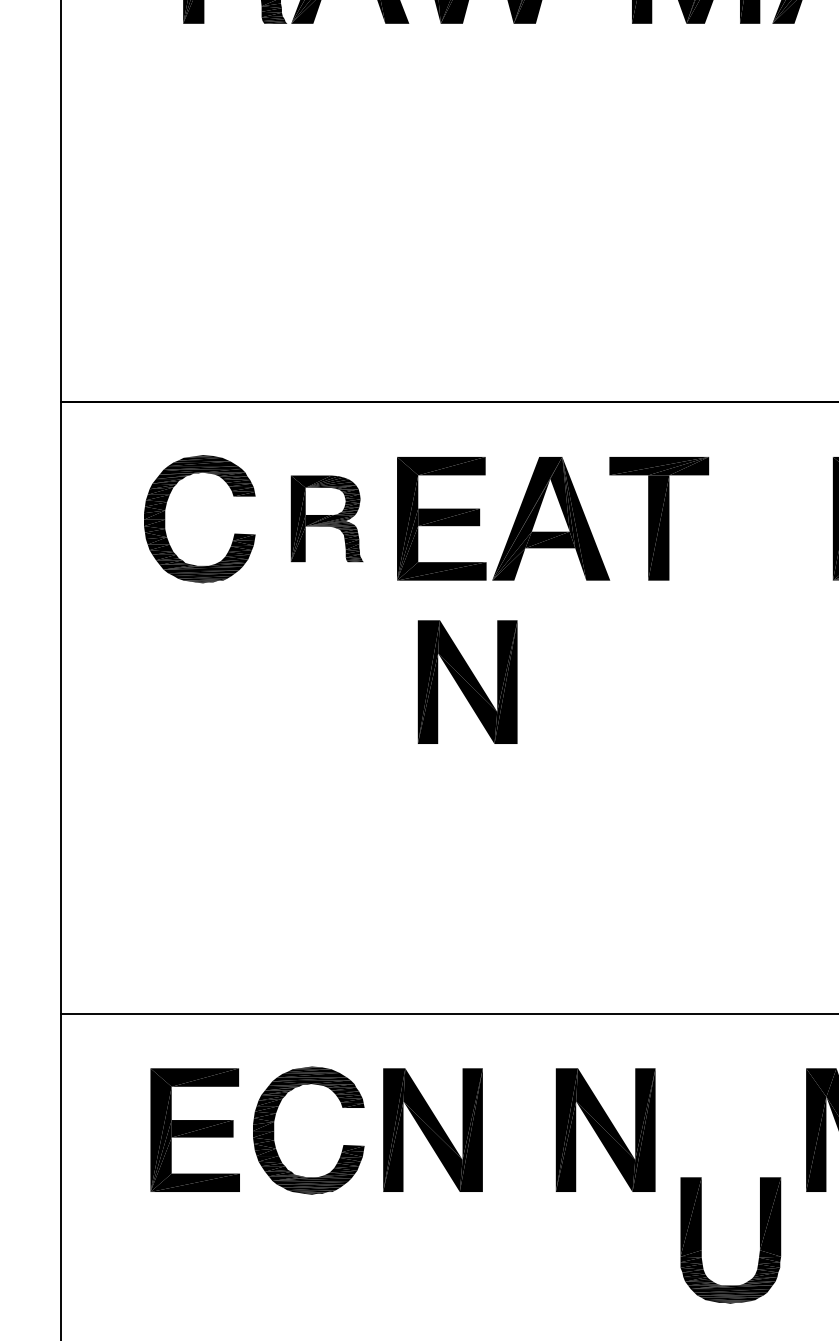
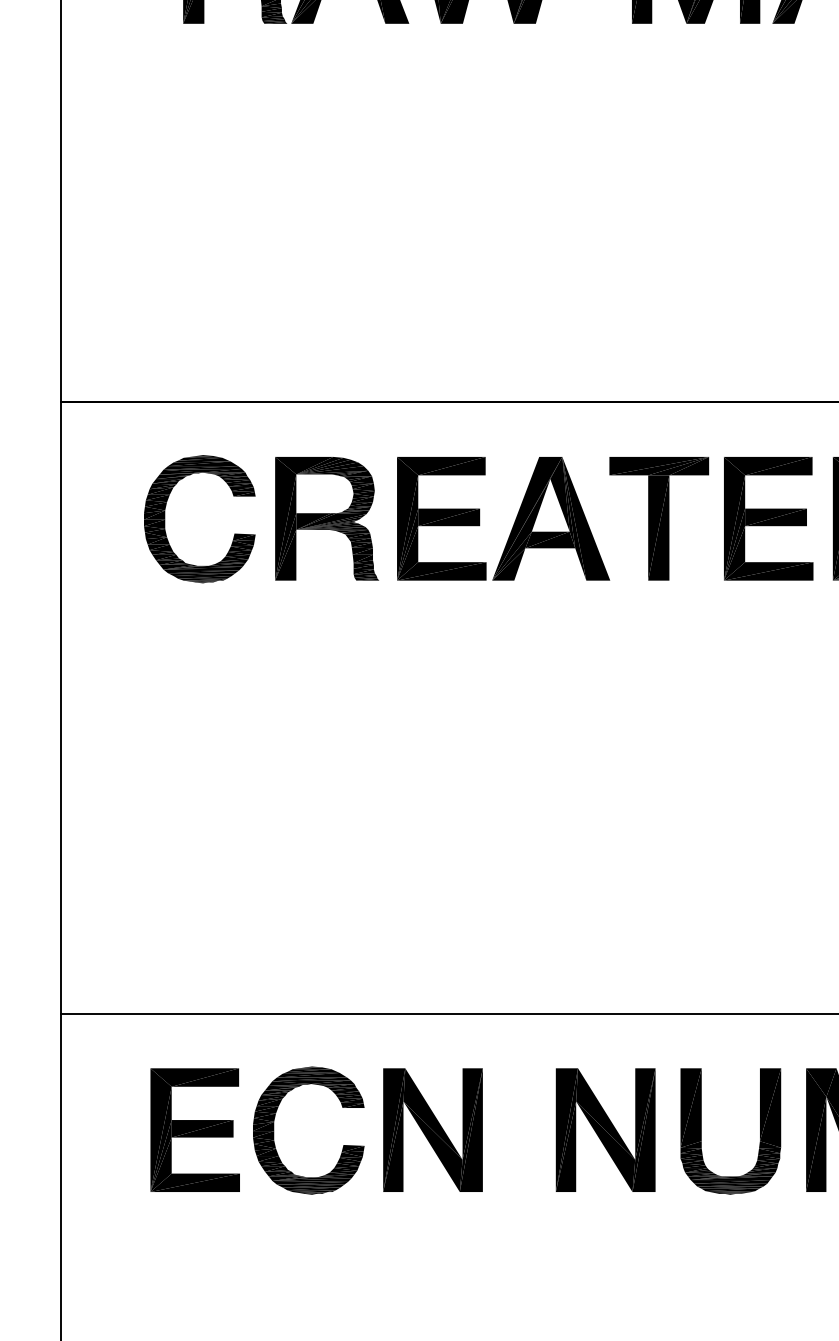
part size: 74x88 px -> 105x124 px (327, 518)
part: none -> present (768, 518)
part: present -> none (467, 681)
part position: (701, 1240) -> (701, 1131) (701, 1131)
